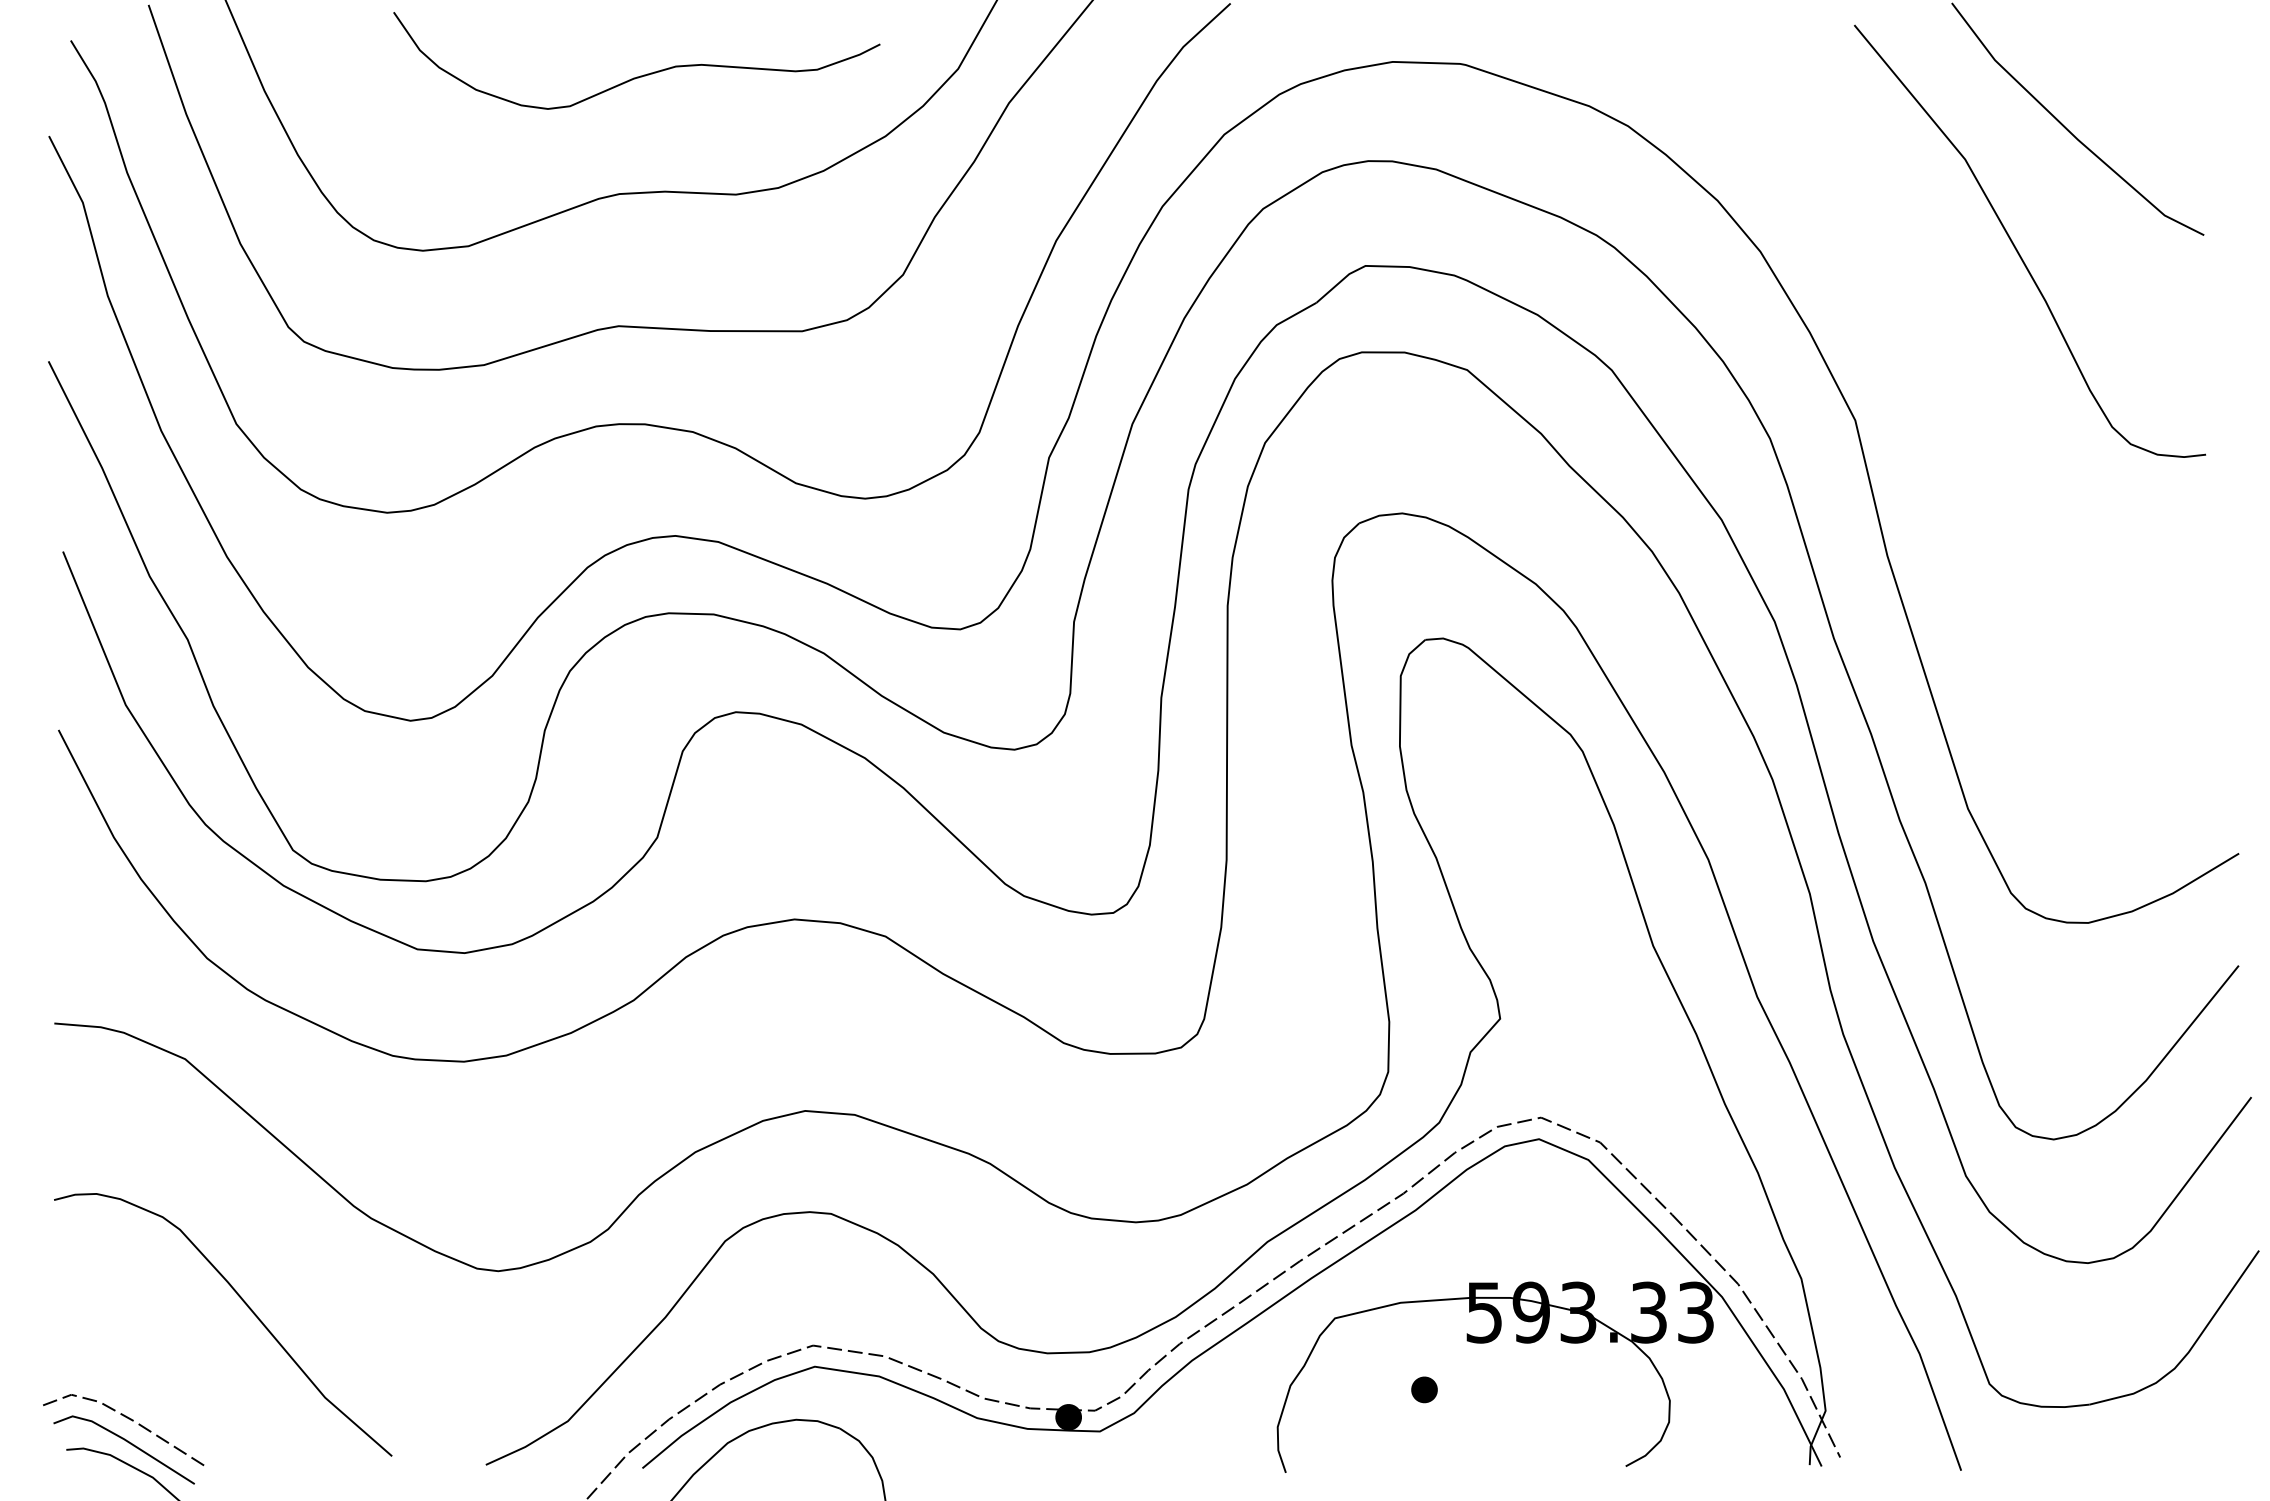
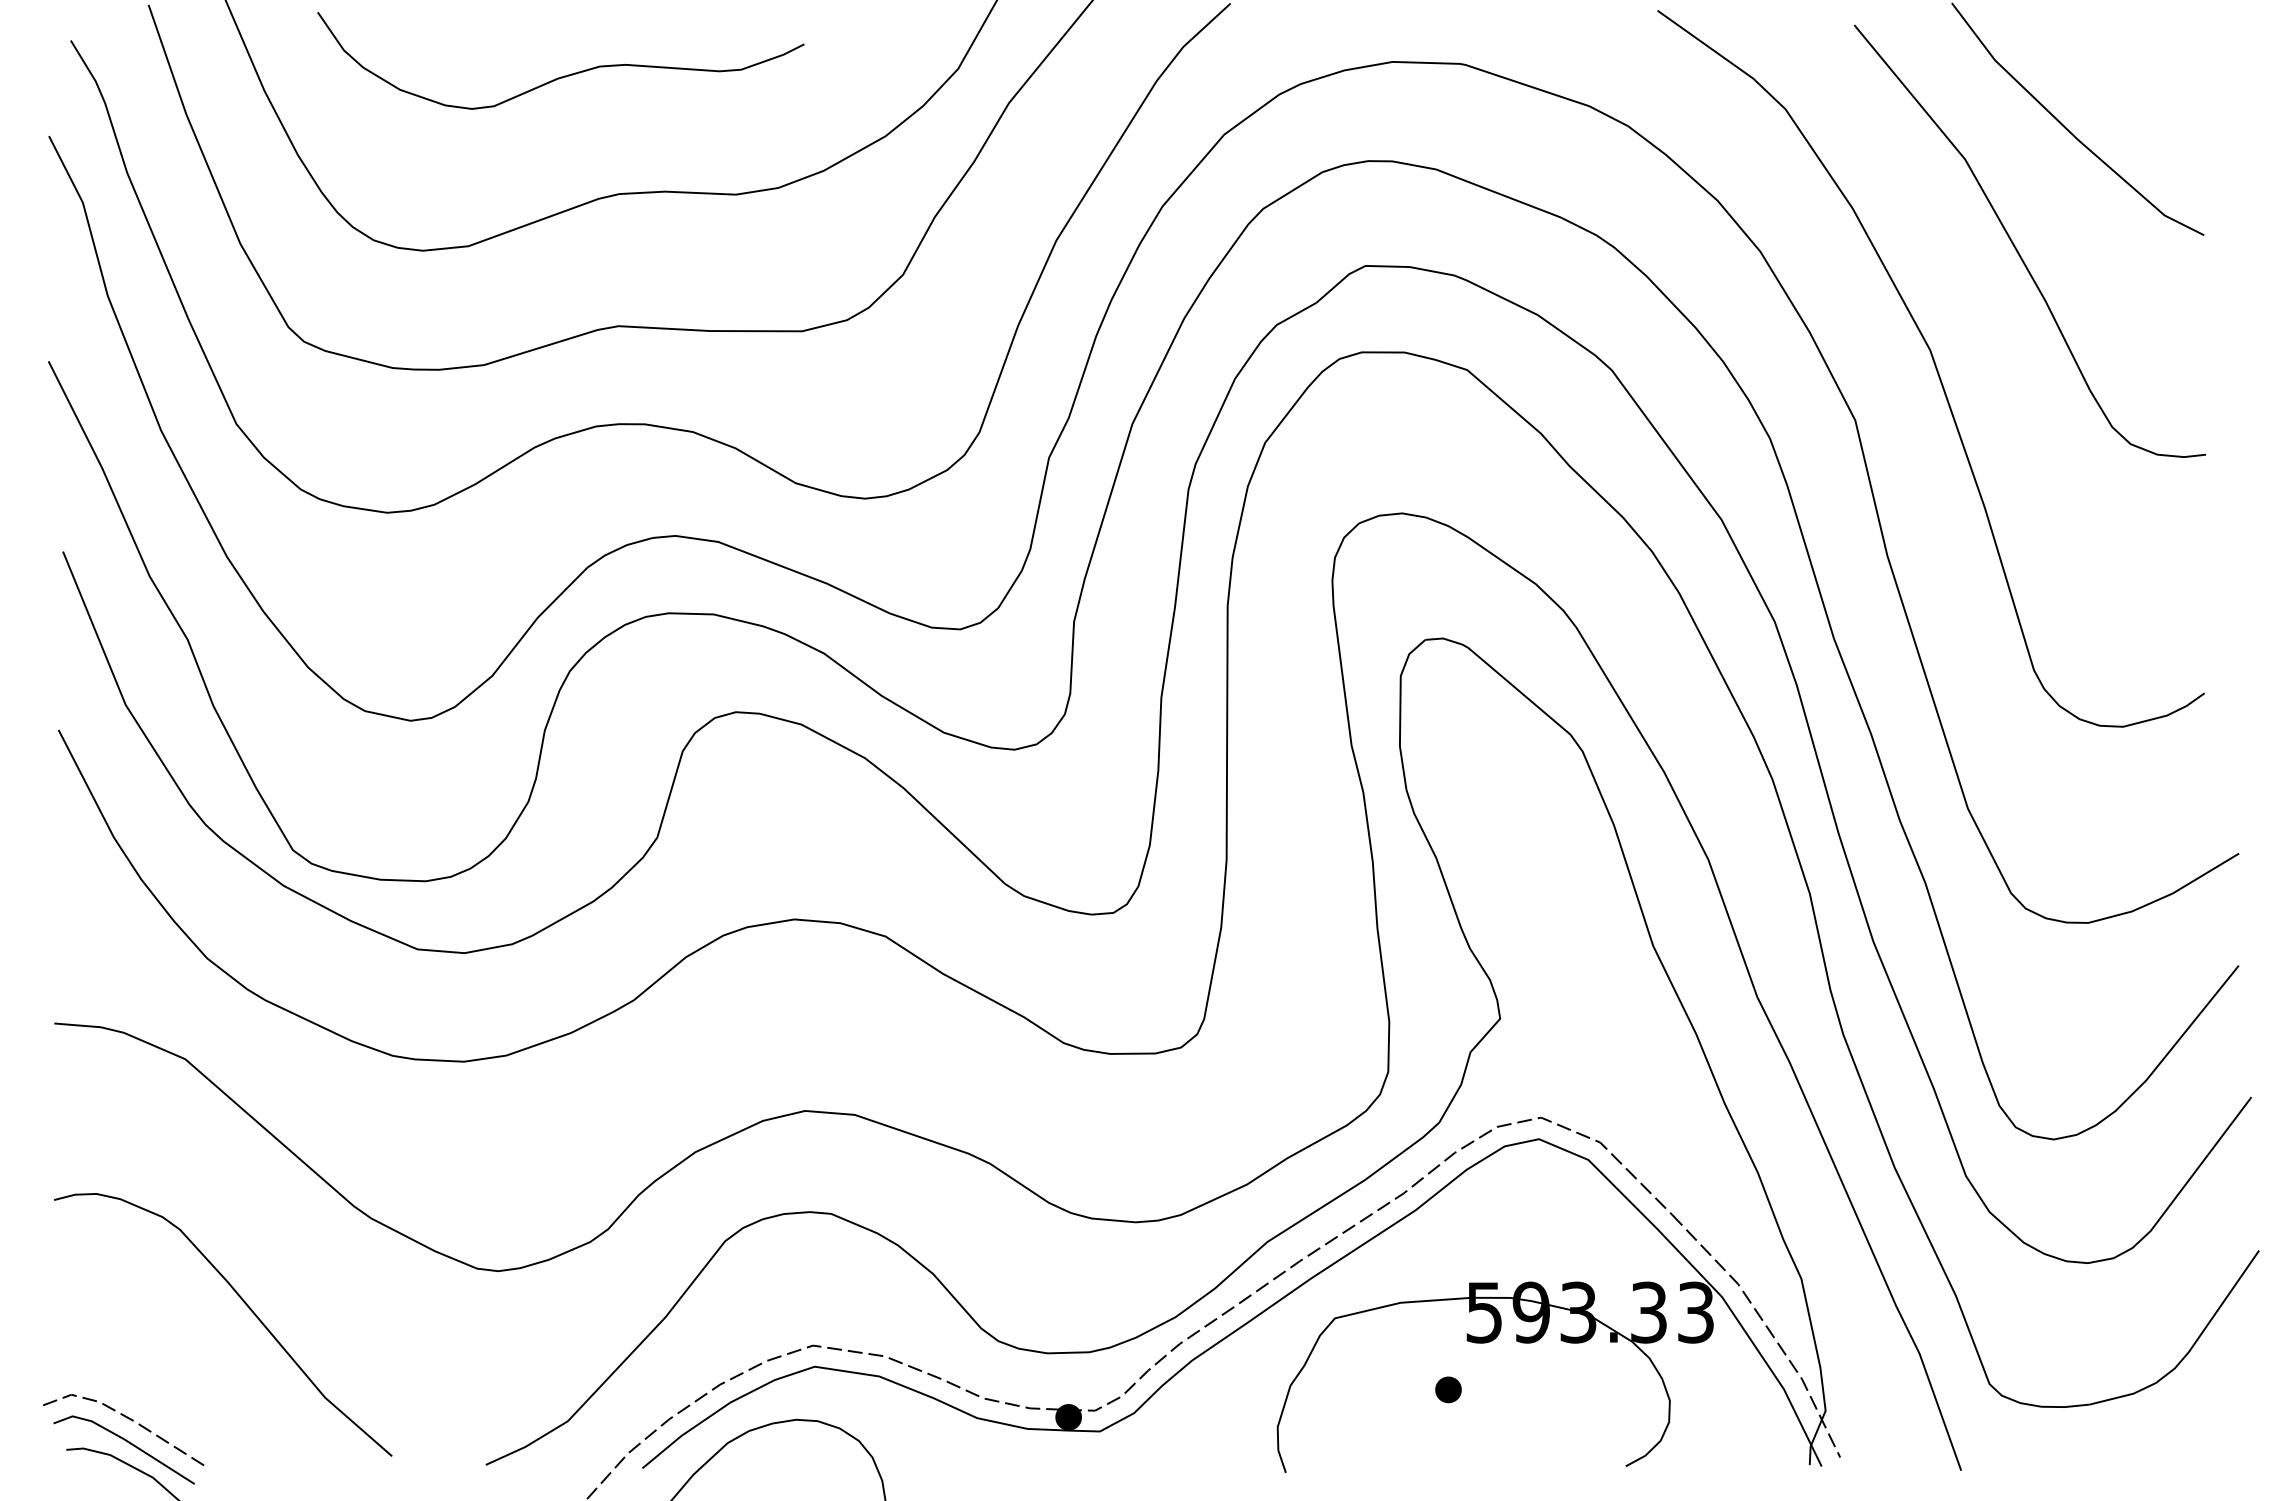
curve position: (640, 75) -> (564, 75) (564, 75)
curve: none -> present (1934, 366)
part position: (1424, 1389) -> (1448, 1389) (1448, 1389)
